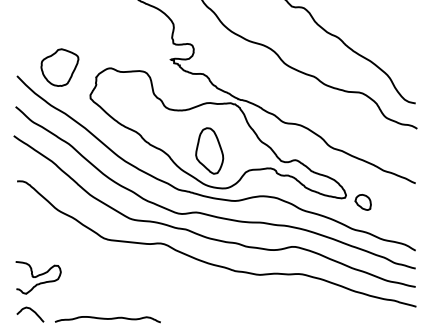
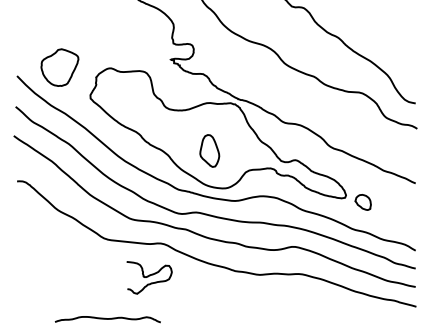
part size: 30x48 px -> 22x34 px (209, 150)
curve position: (38, 276) -> (149, 276) (149, 276)
curve: present -> none (32, 311)
